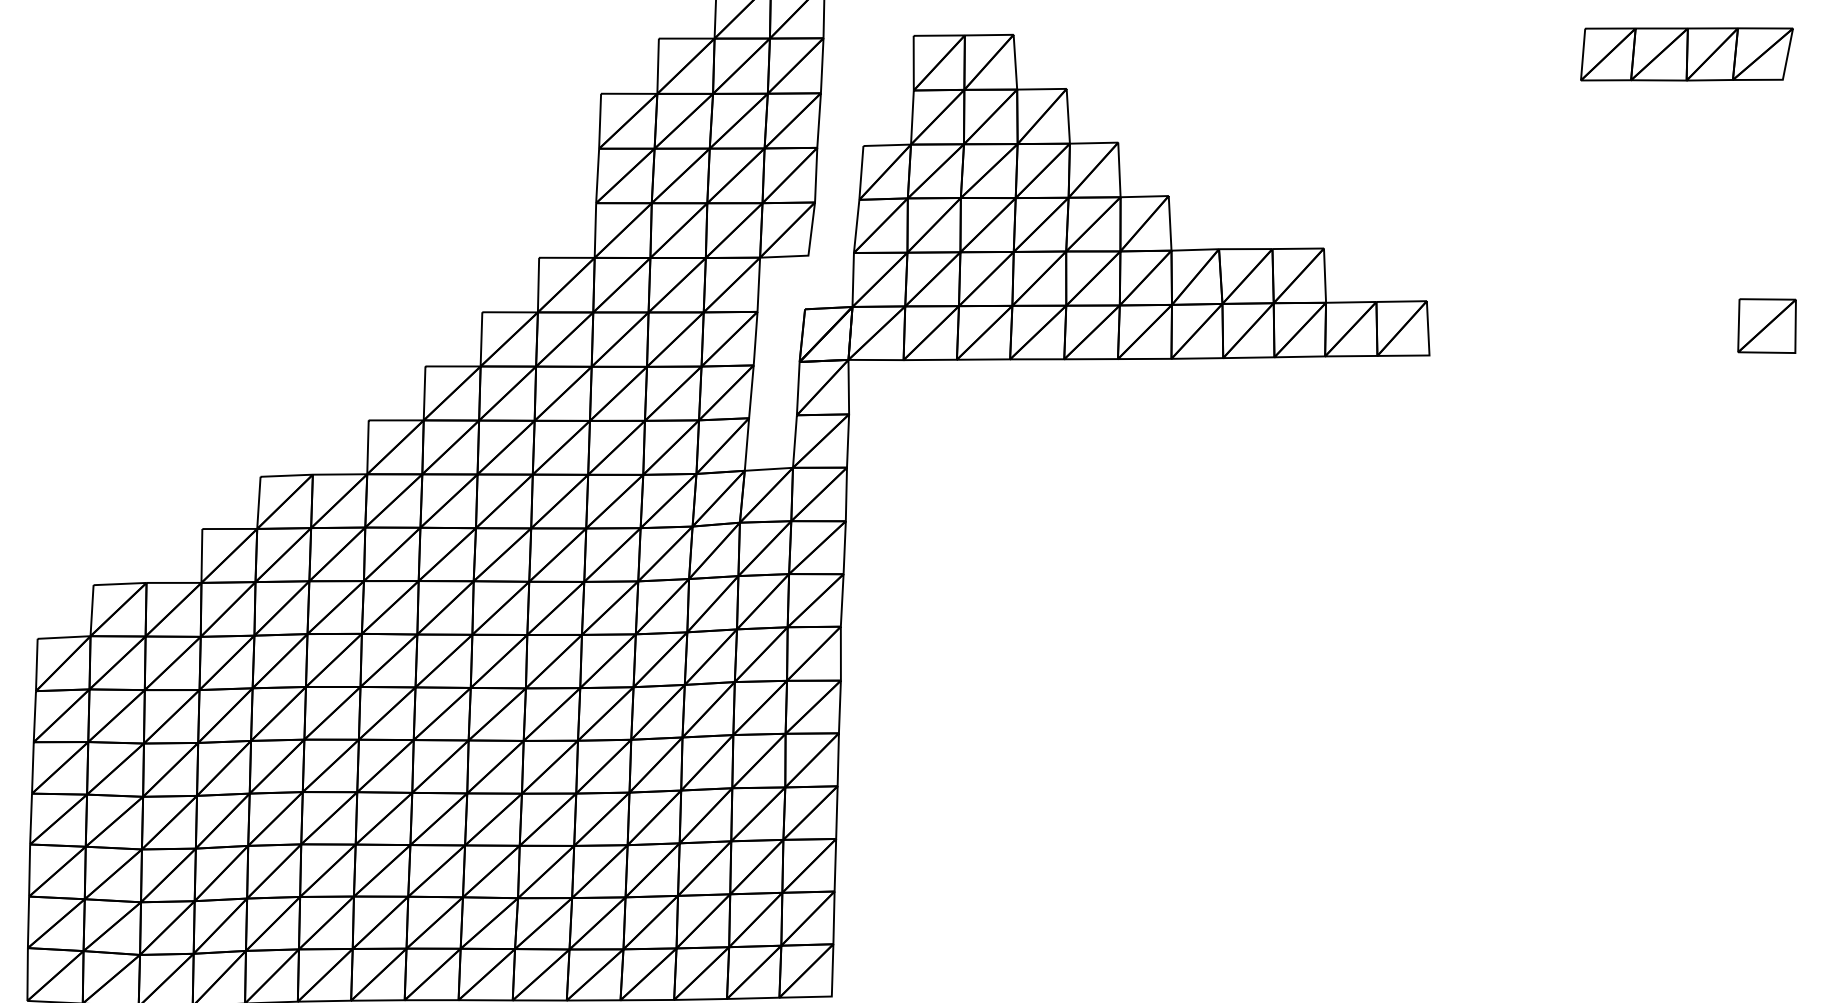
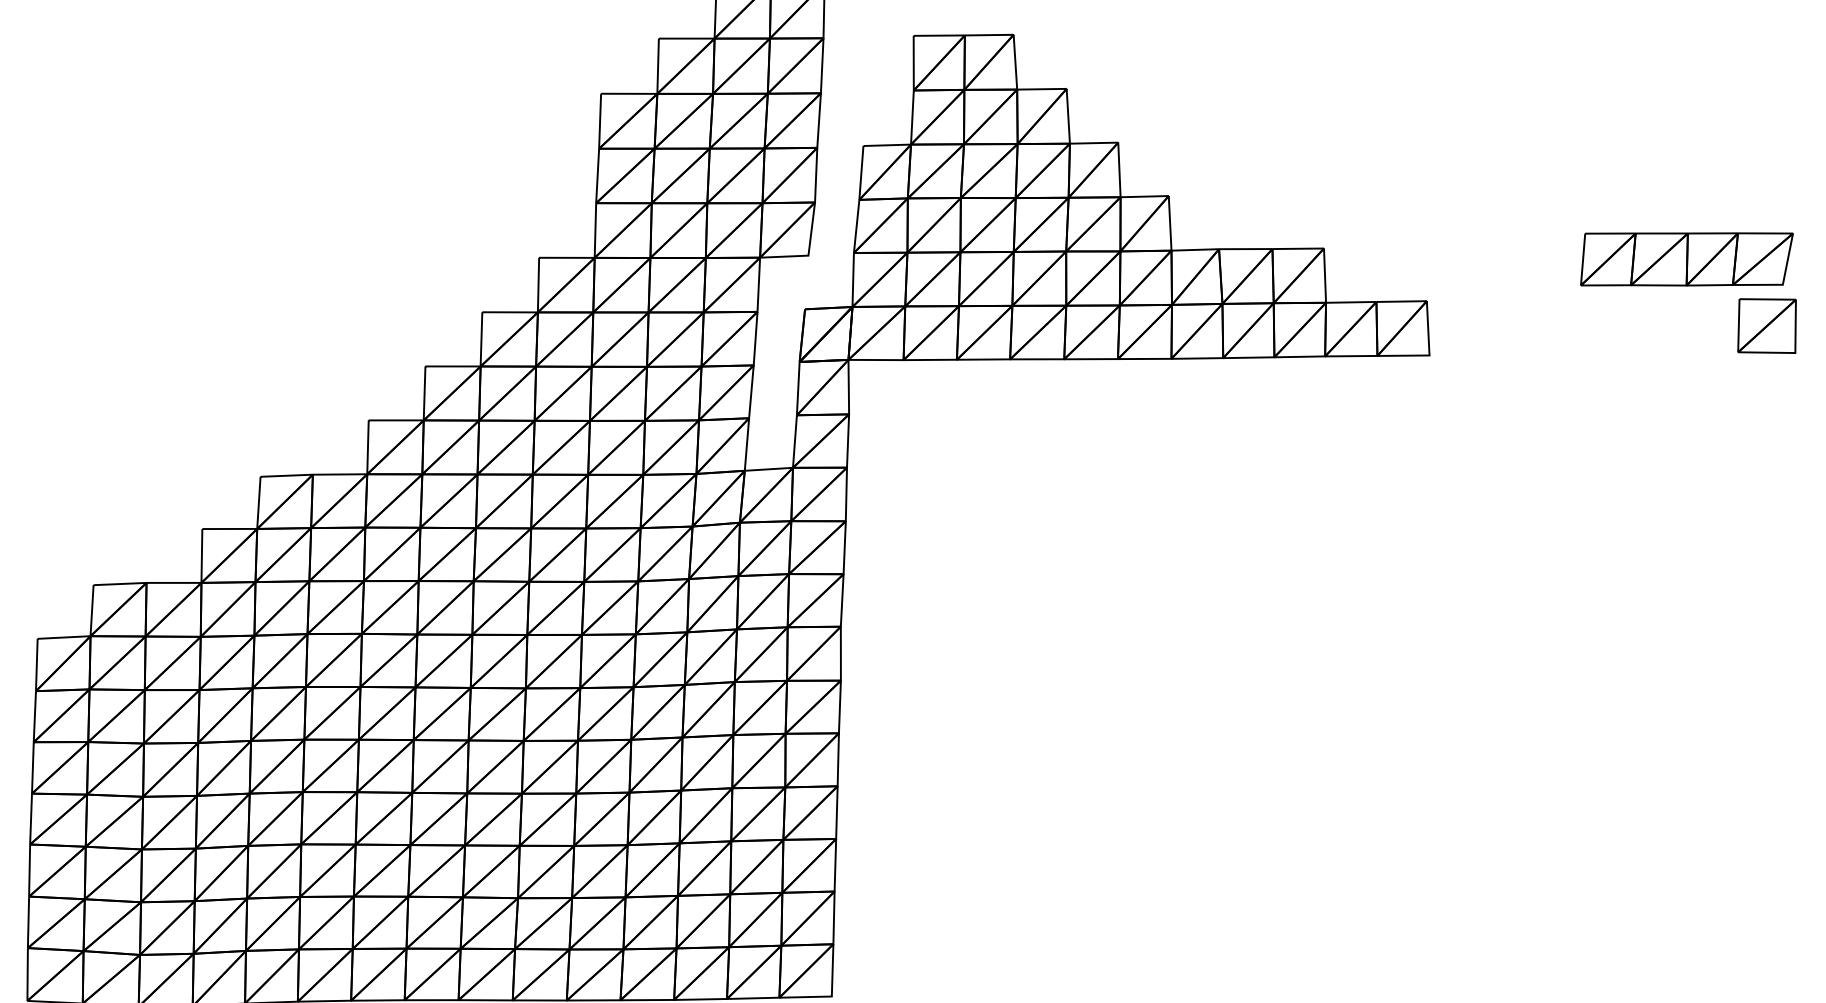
part position: (1686, 54) -> (1686, 259) (1686, 259)
